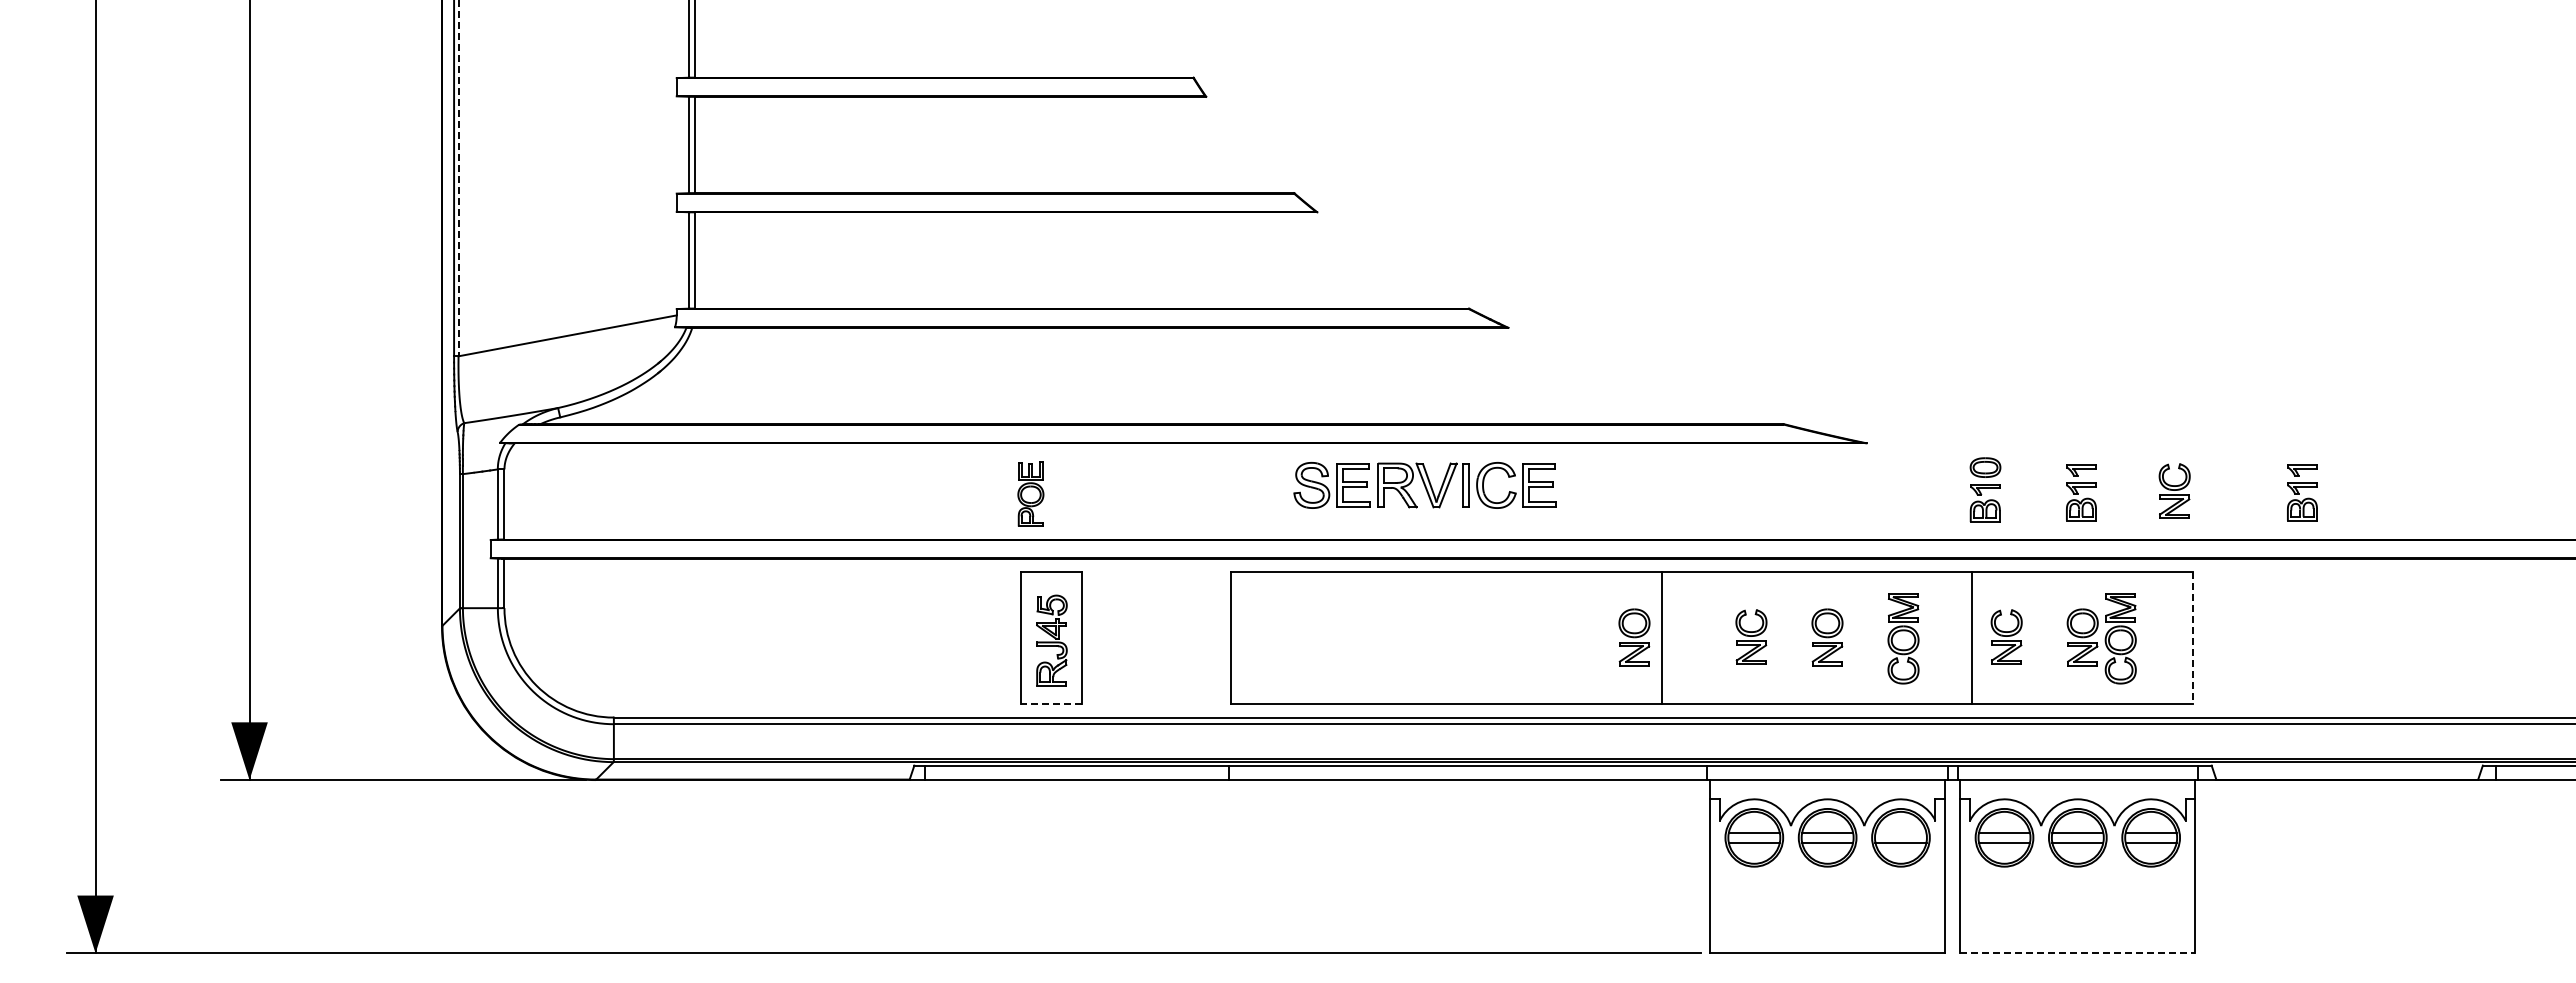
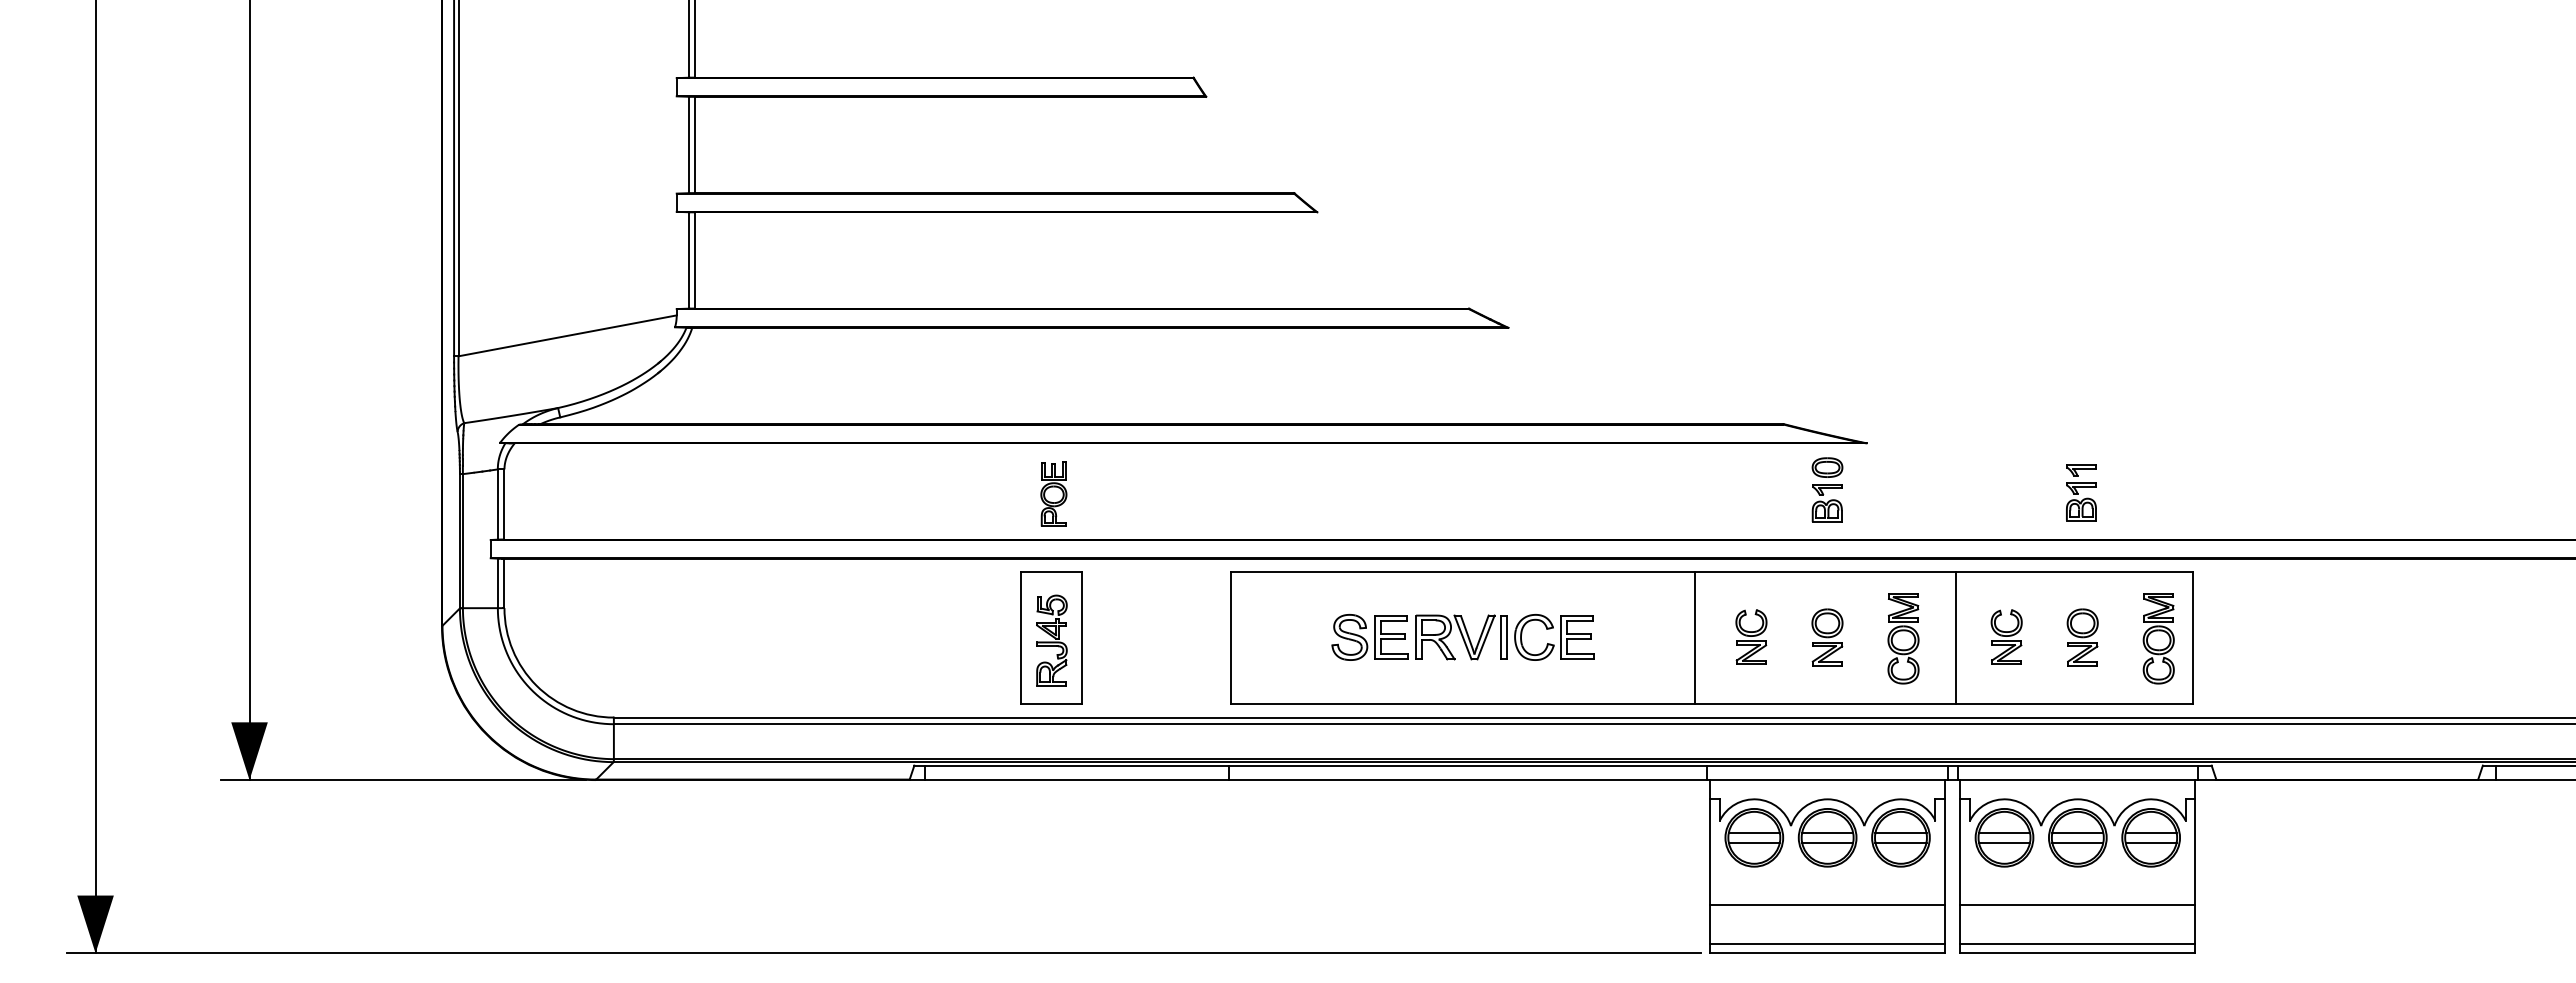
line: dashed -> solid (458, 178)
part position: (1424, 485) -> (1462, 637) (1462, 637)
part position: (1985, 489) -> (1827, 489) (1827, 489)
part: present -> none (2174, 490)
part: present -> none (2302, 492)
part position: (1030, 493) -> (1053, 493) (1053, 493)
part: present -> none (1634, 637)
line position: (1662, 637) -> (1695, 637) (1695, 637)
line position: (1972, 637) -> (1956, 637) (1956, 637)
part position: (2120, 638) -> (2158, 638) (2158, 638)
line: dashed -> solid (2192, 638)
line: dashed -> solid (1050, 703)
line: none -> present (1900, 833)
line: none -> present (1827, 905)
line: none -> present (2077, 905)
line: none -> present (1827, 943)
line: none -> present (2077, 943)
line: dashed -> solid (2078, 953)
